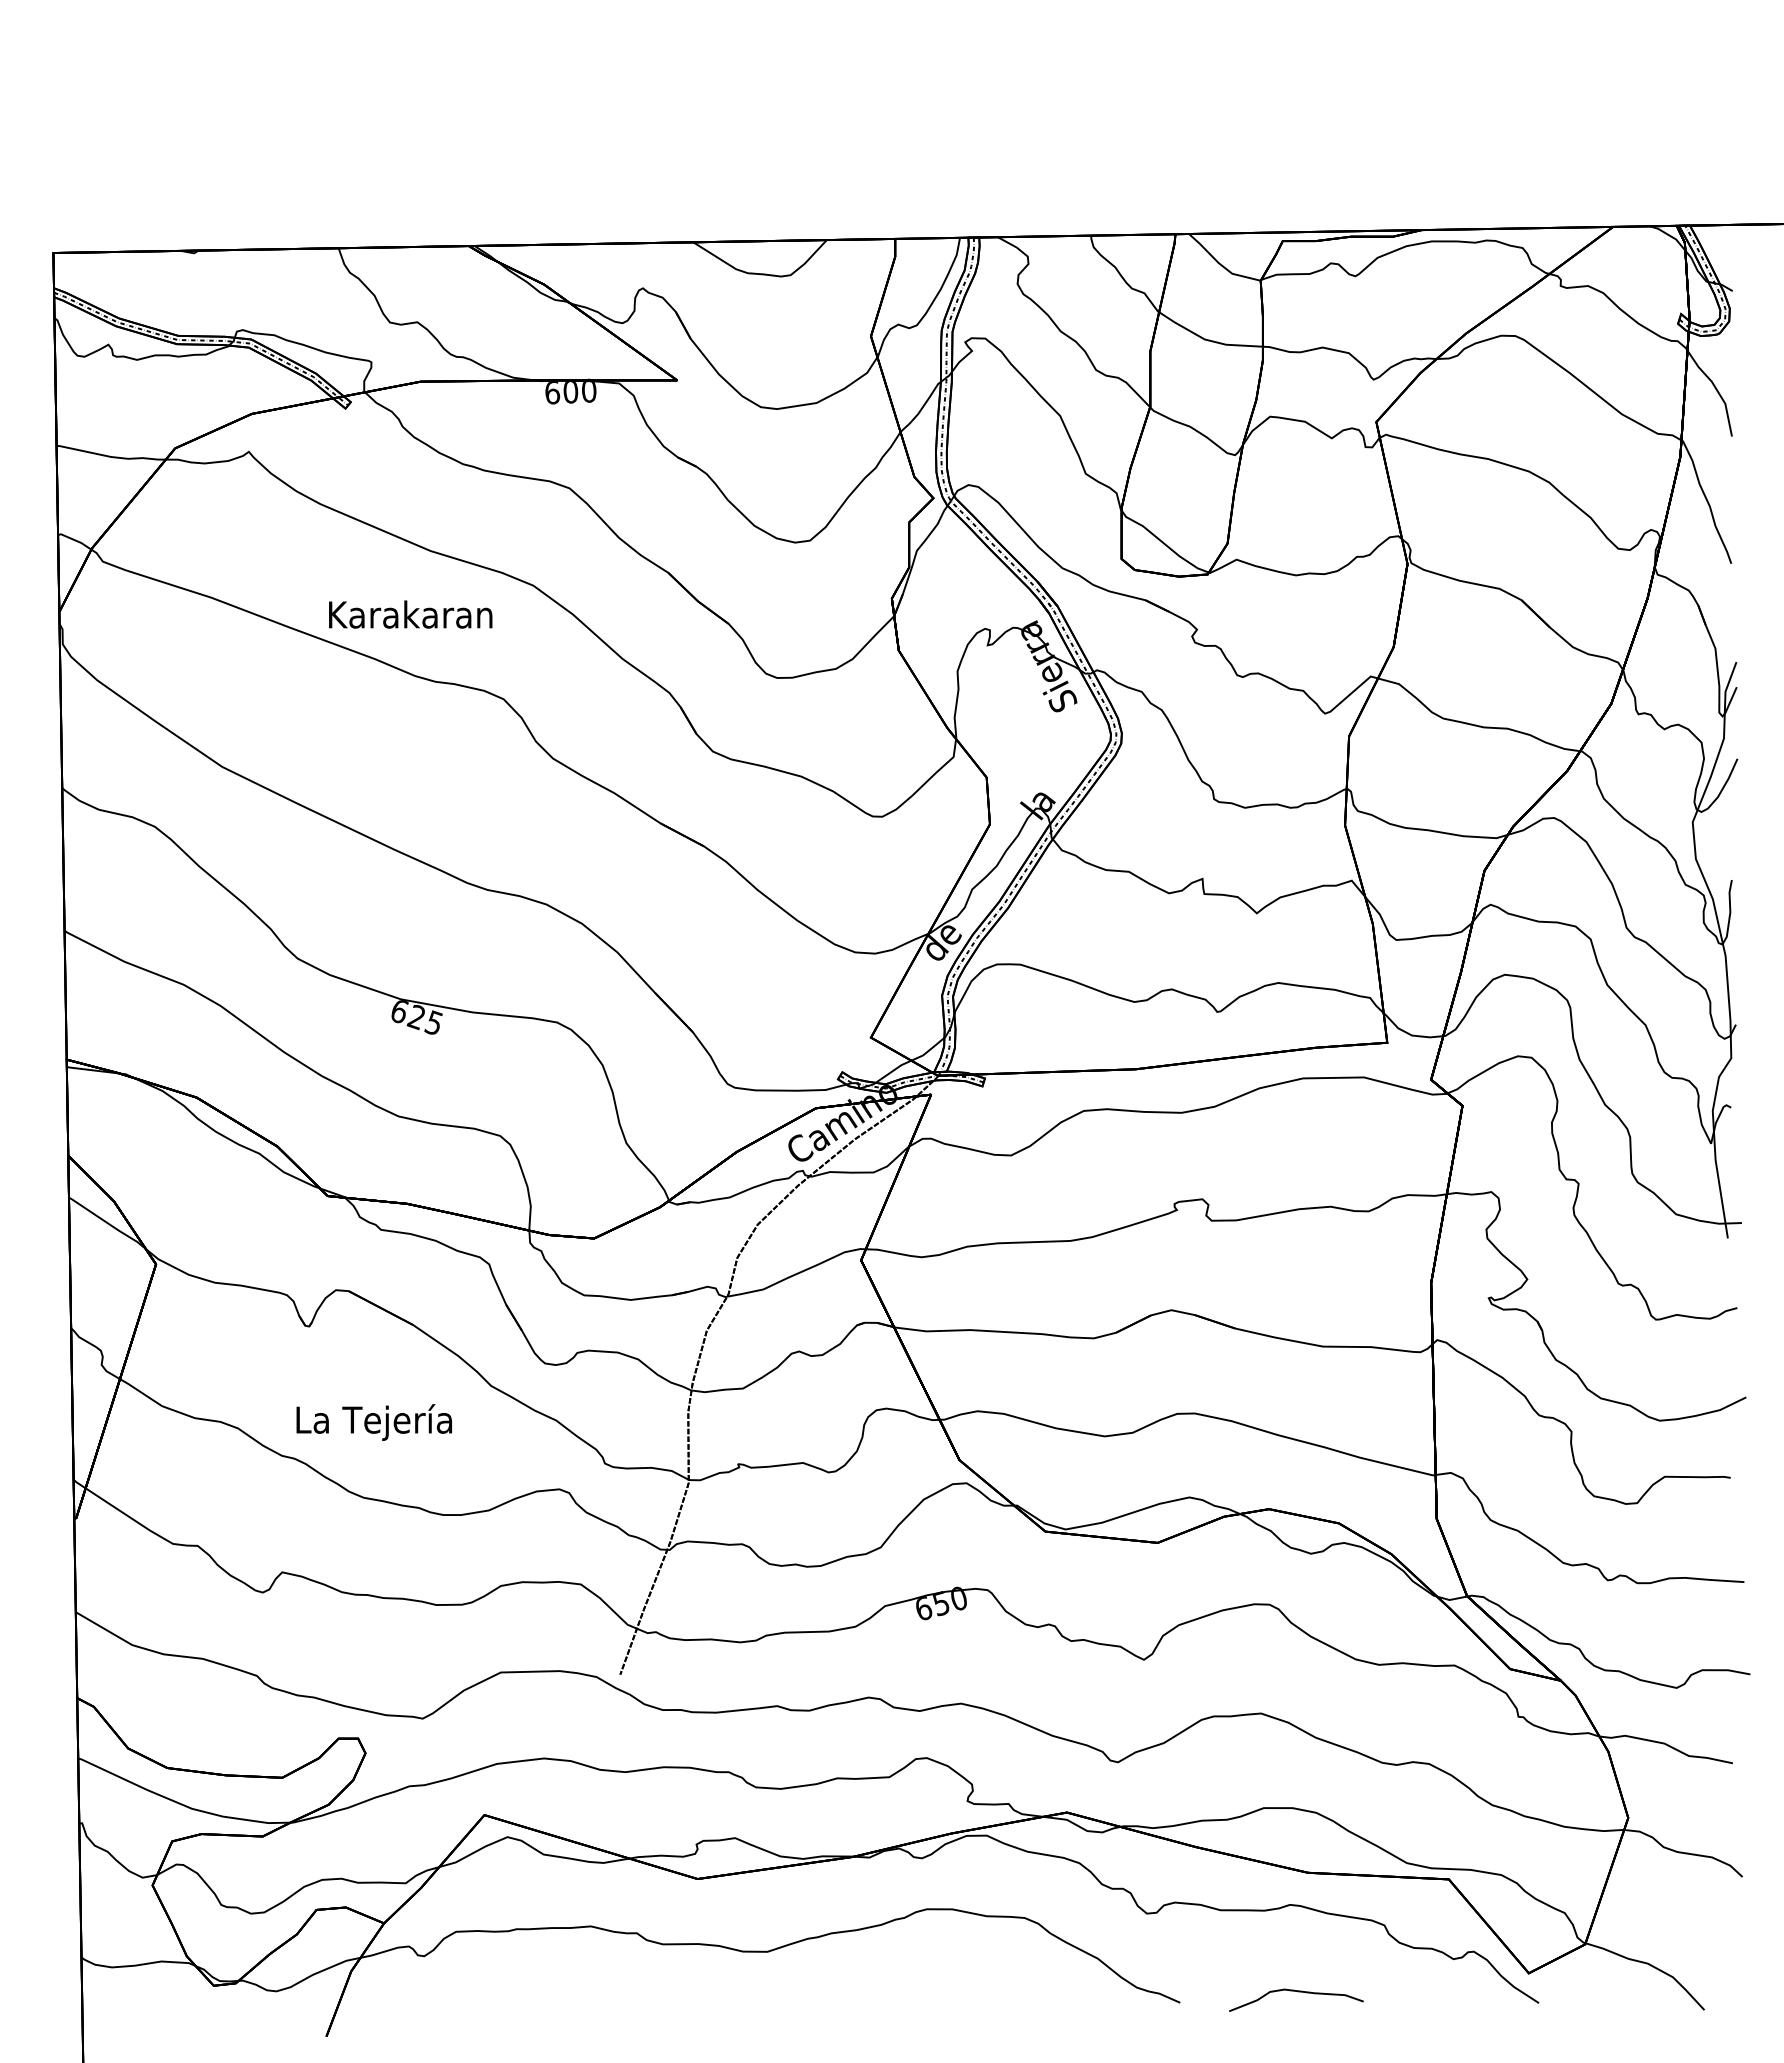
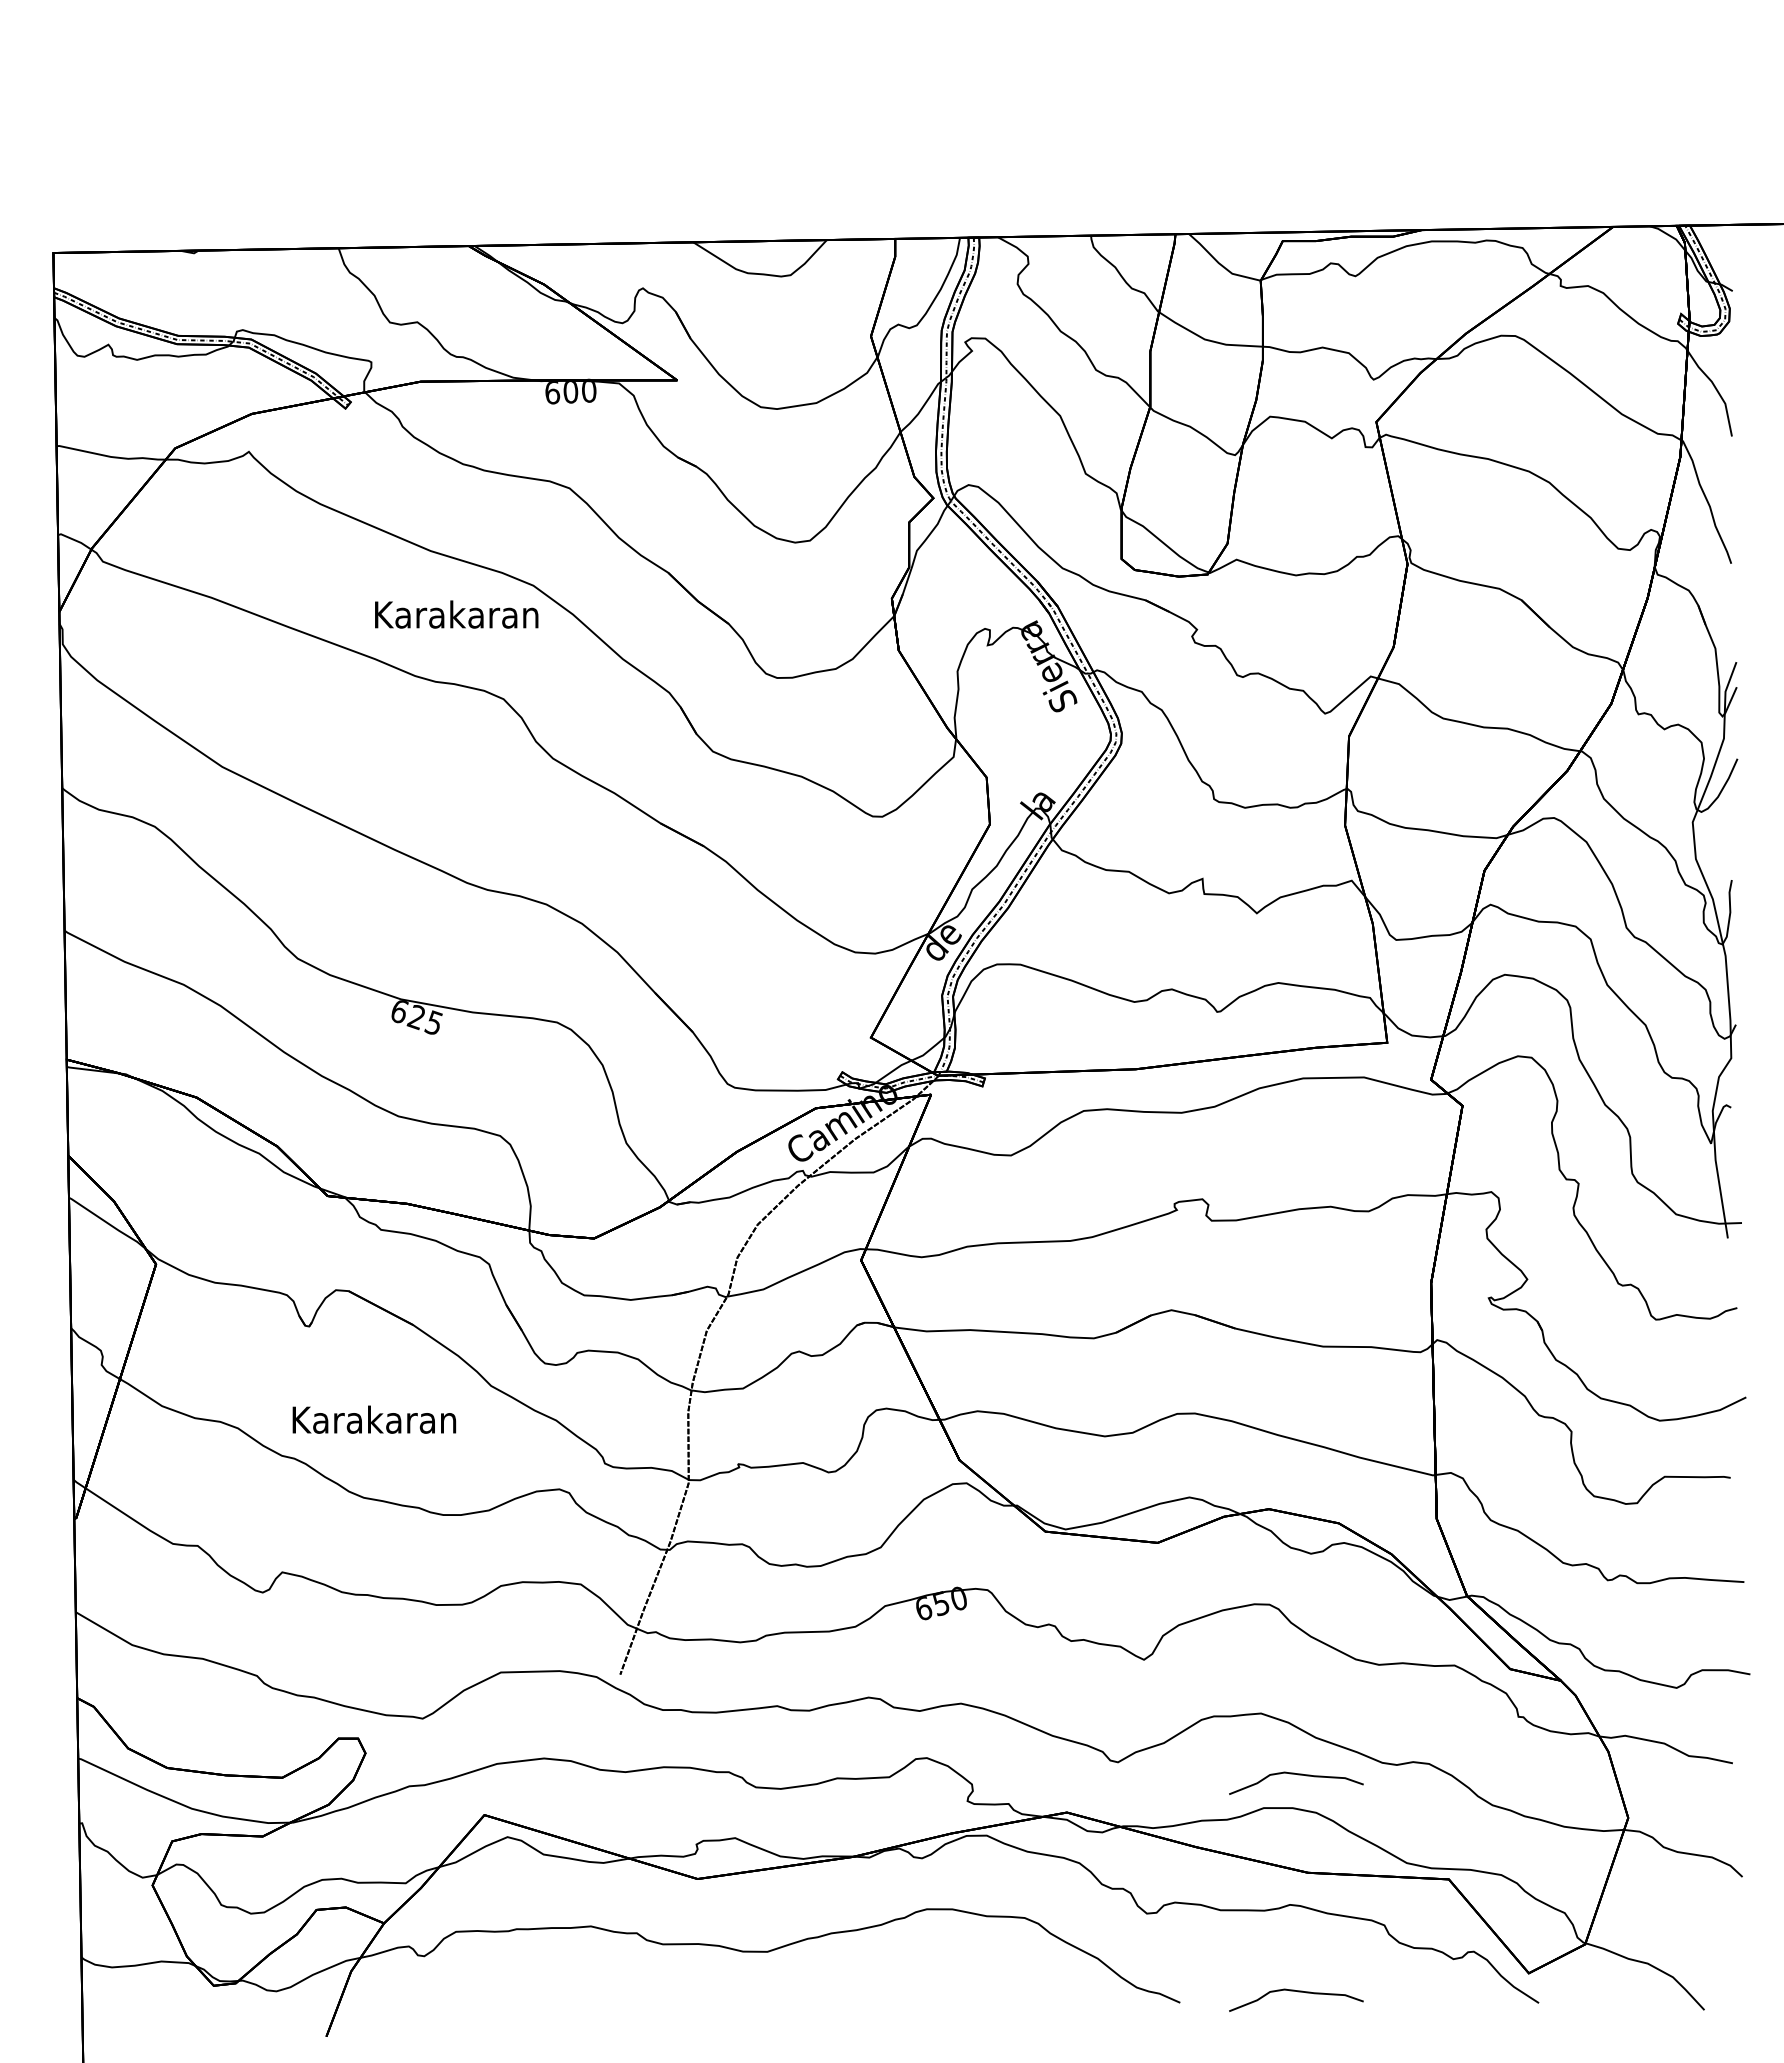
text position: (410, 614) -> (456, 614) (456, 614)
text: La Tejería -> Karakaran (374, 1422)
curve: none -> present (1297, 1775)
